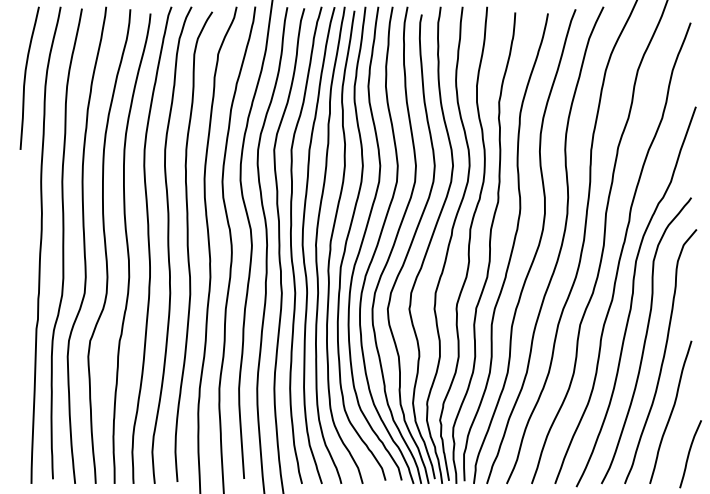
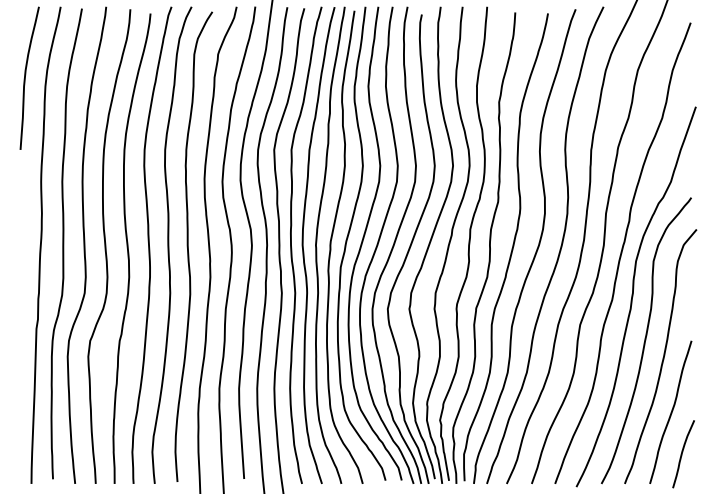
curve position: (689, 454) -> (682, 454) (682, 454)
